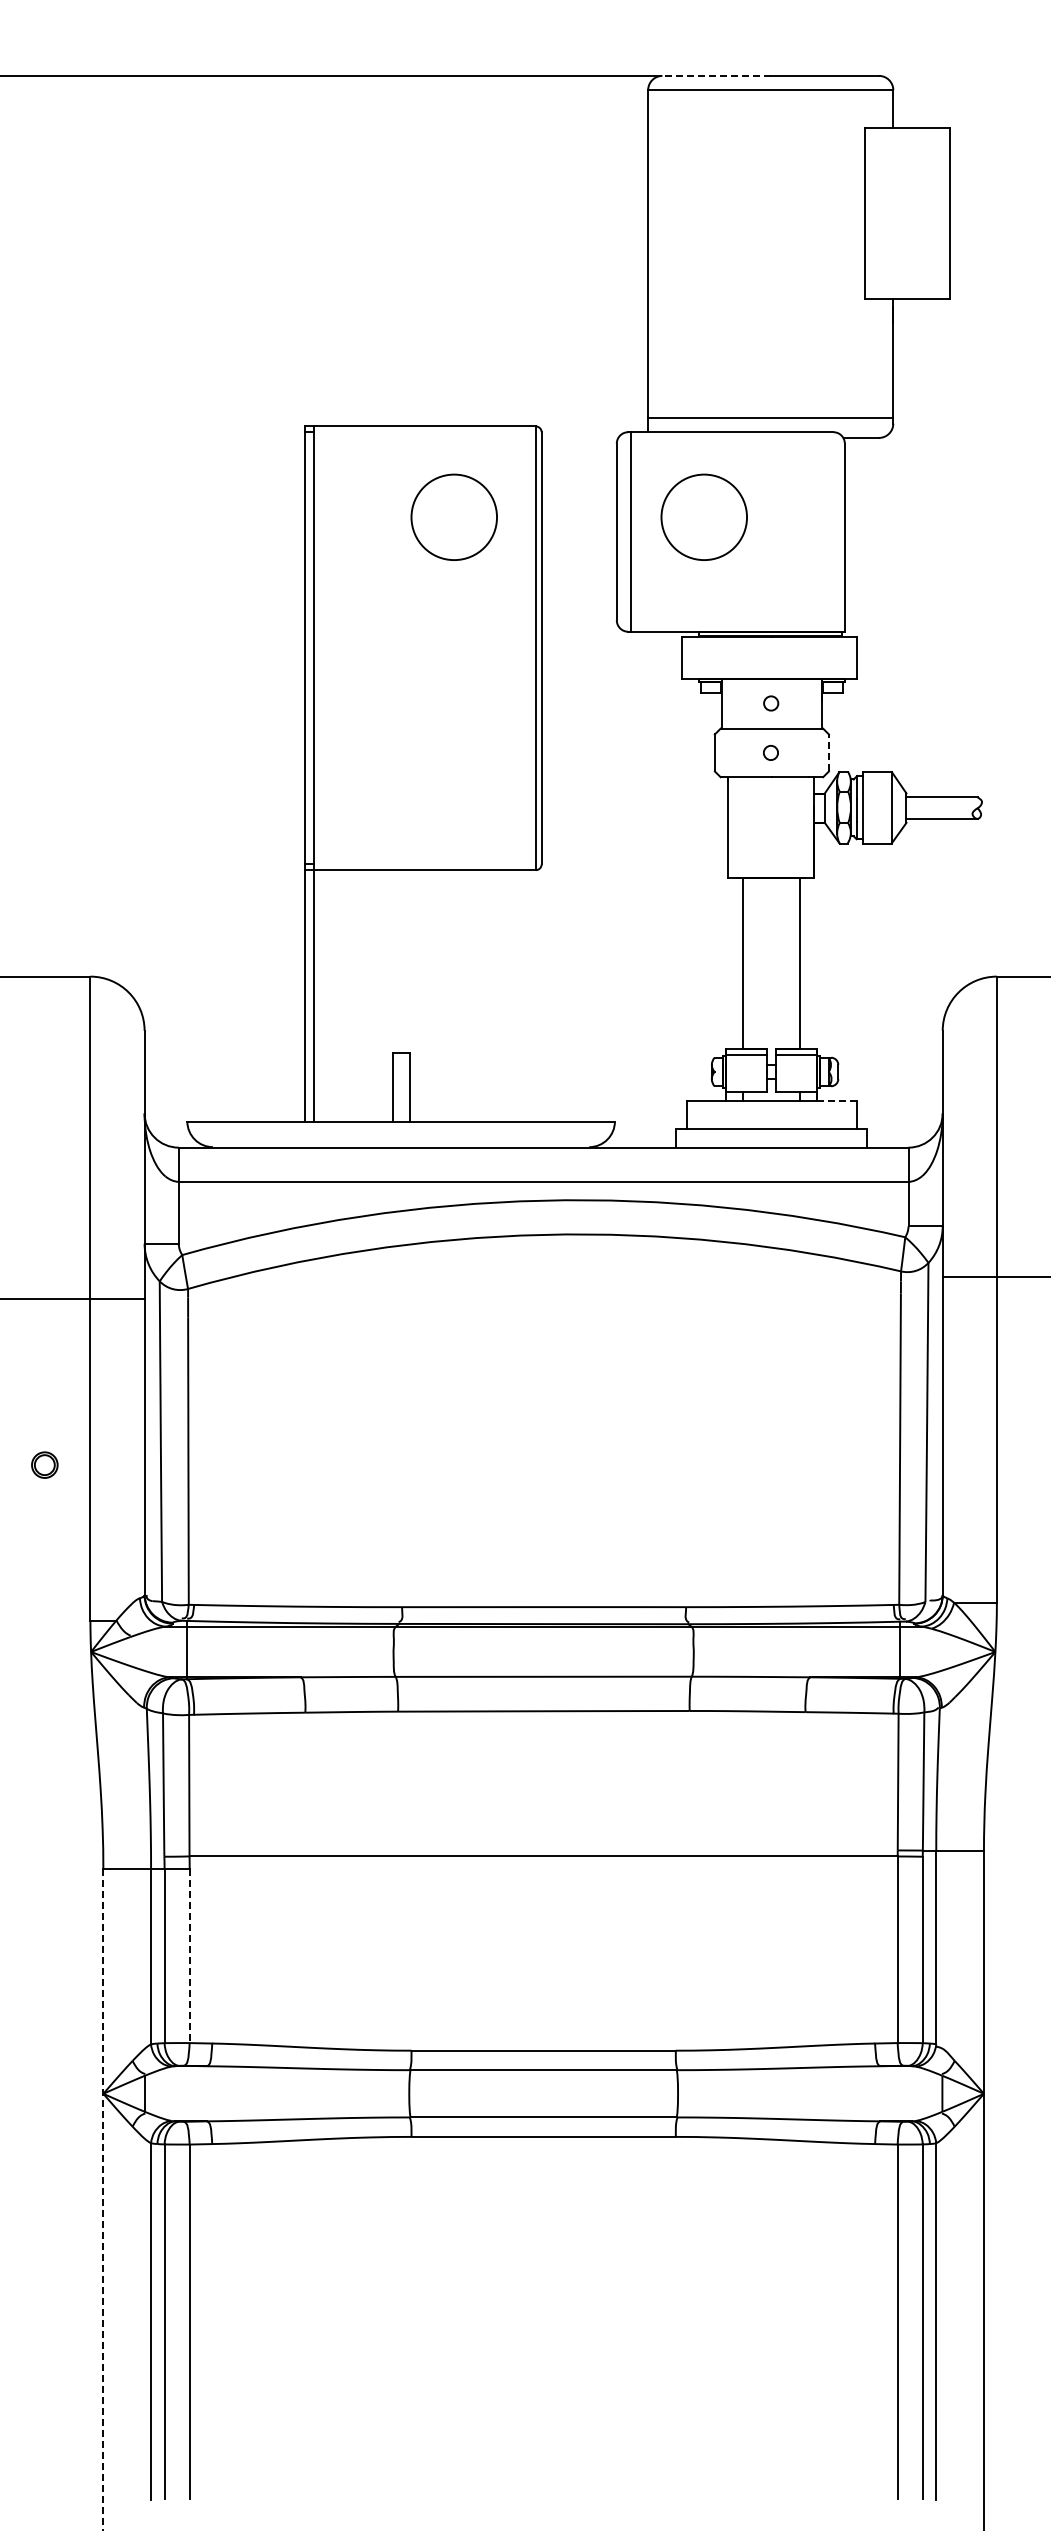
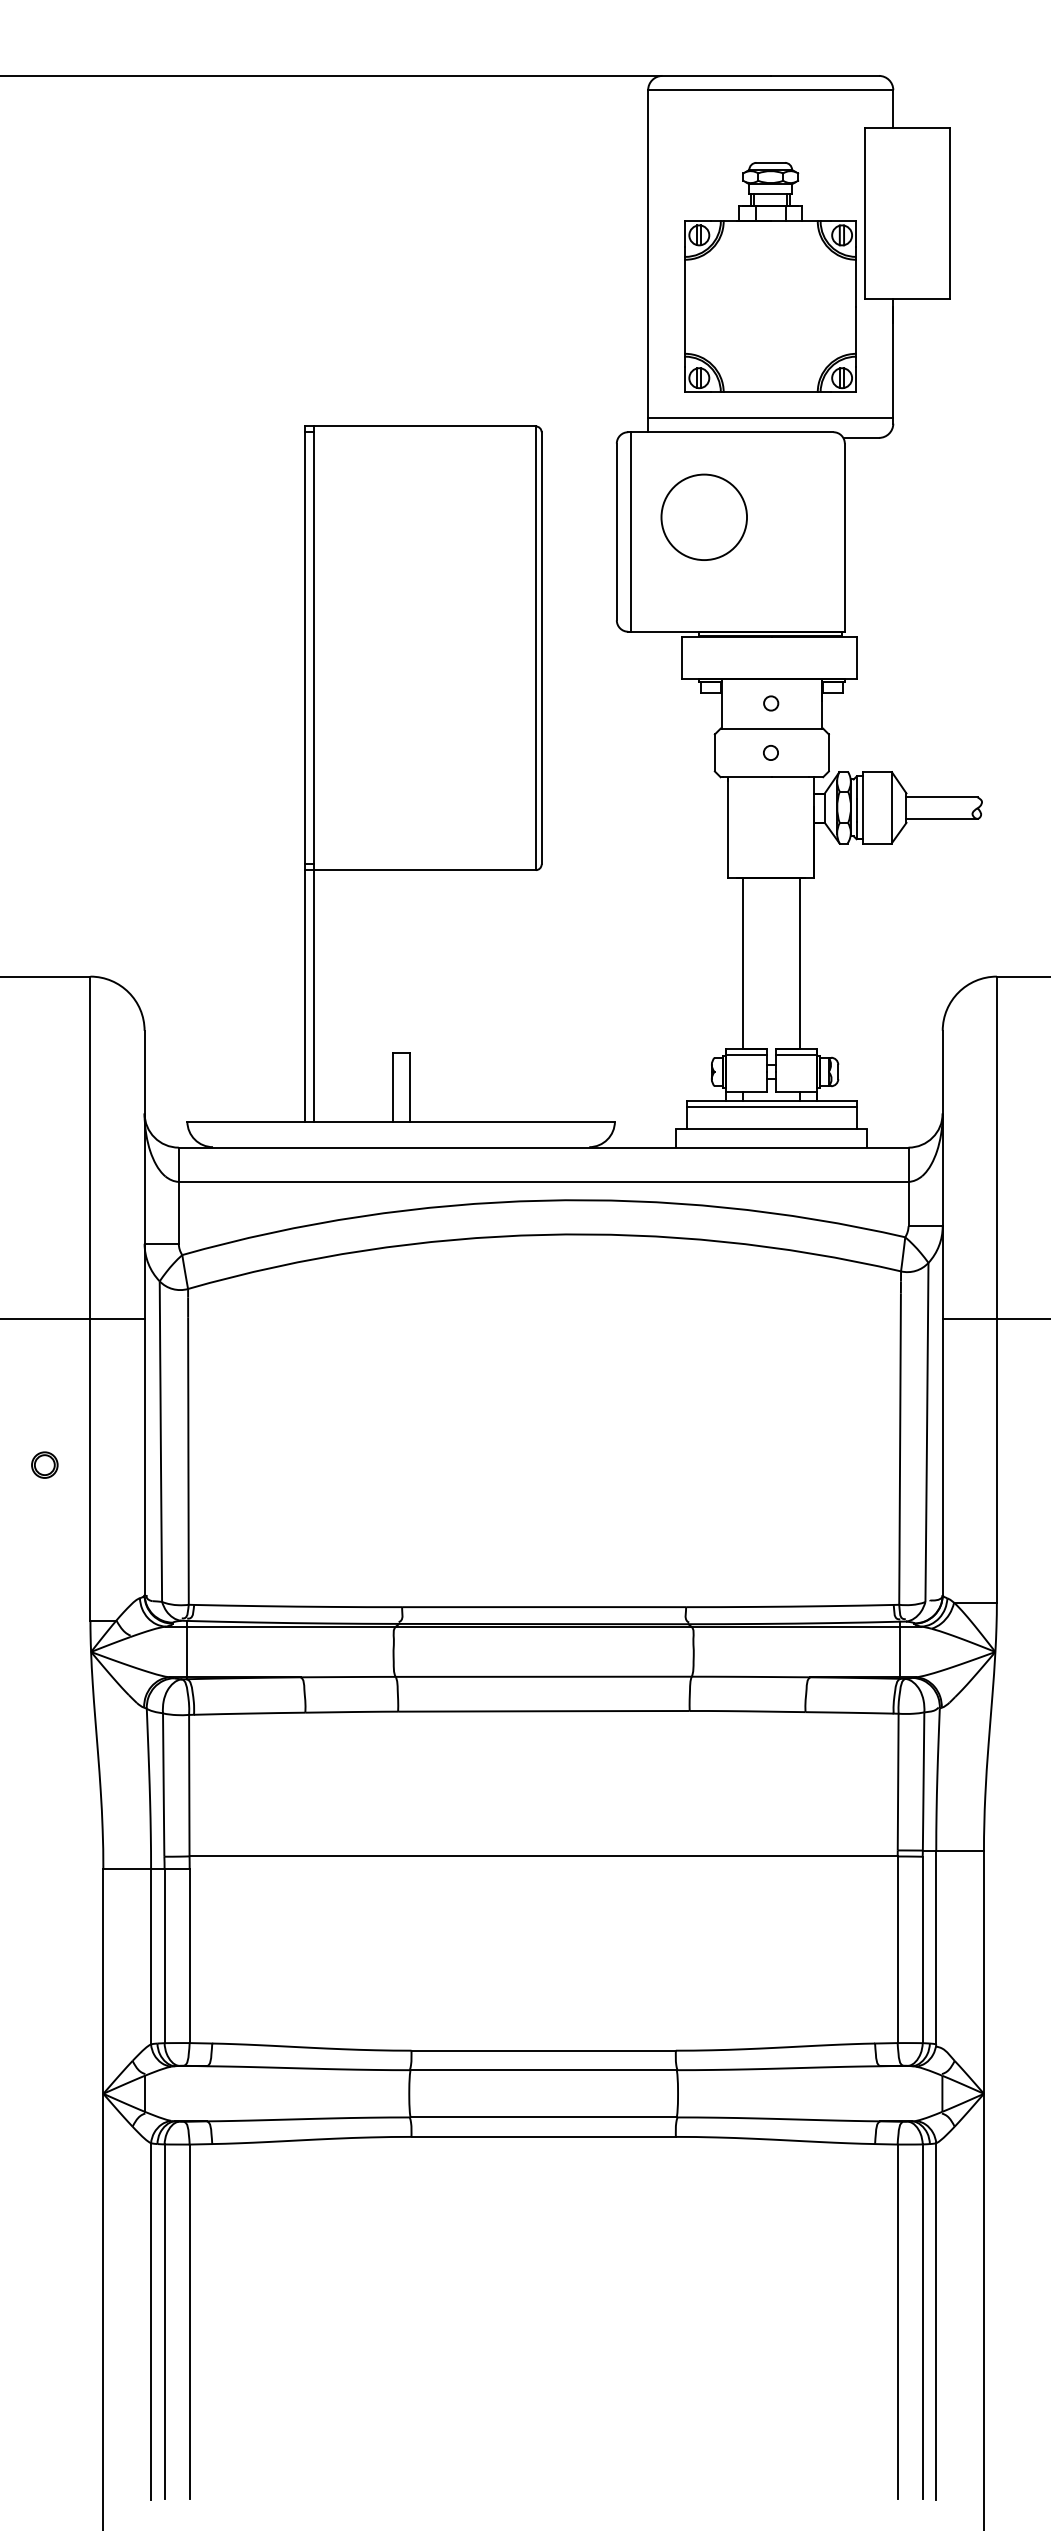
line: dashed -> solid (716, 75)
part: none -> present (770, 277)
circle: present -> none (453, 516)
line: dashed -> solid (828, 752)
line: dashed -> solid (836, 1100)
line: none -> present (771, 1107)
line position: (994, 1276) -> (994, 1318) (994, 1318)
line position: (73, 1298) -> (73, 1318) (73, 1318)
line: dashed -> solid (189, 1956)
line: dashed -> solid (103, 2199)
